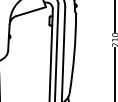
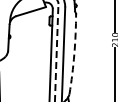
line: solid -> dashed (56, 53)
arc: solid -> dashed (74, 54)
